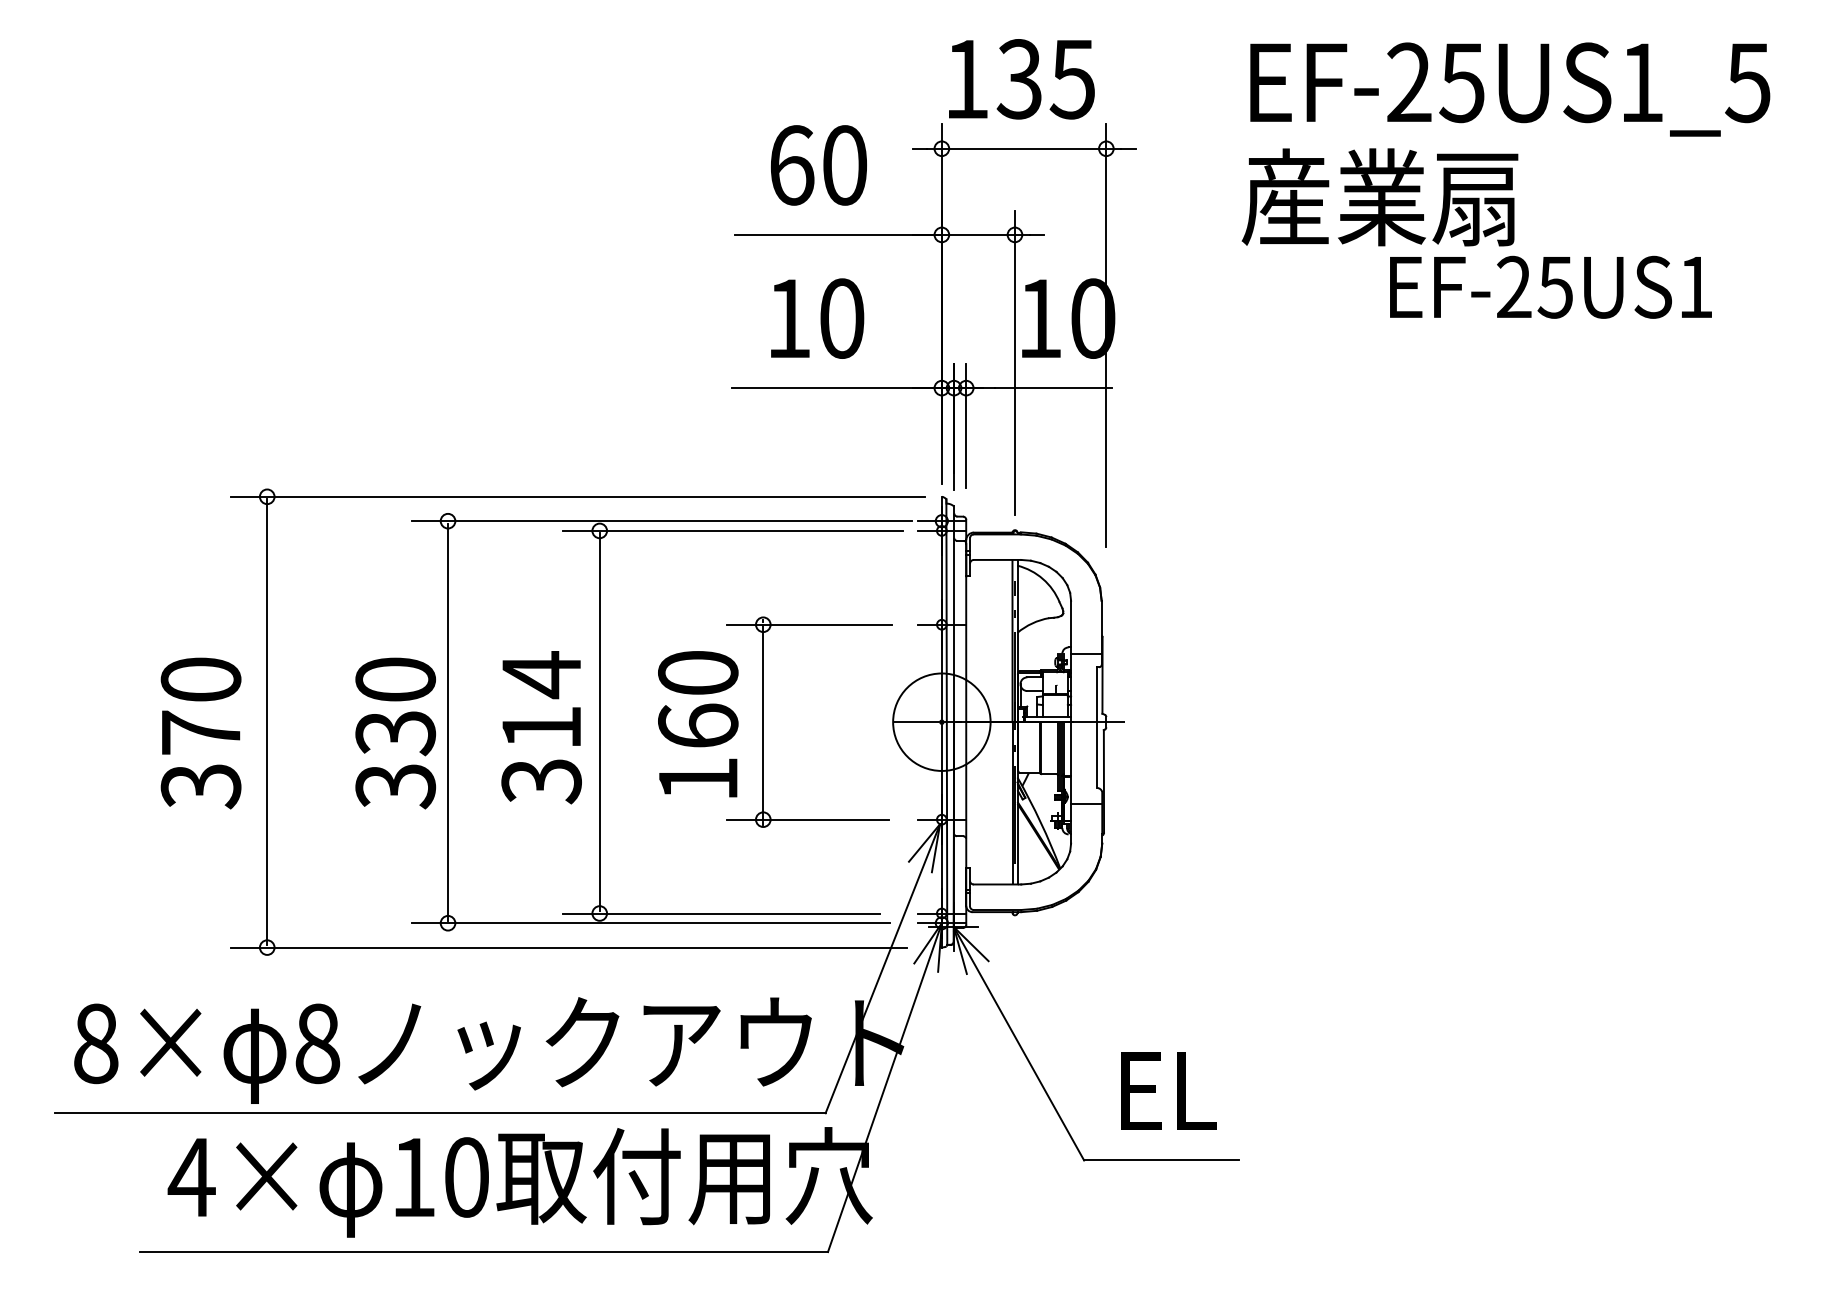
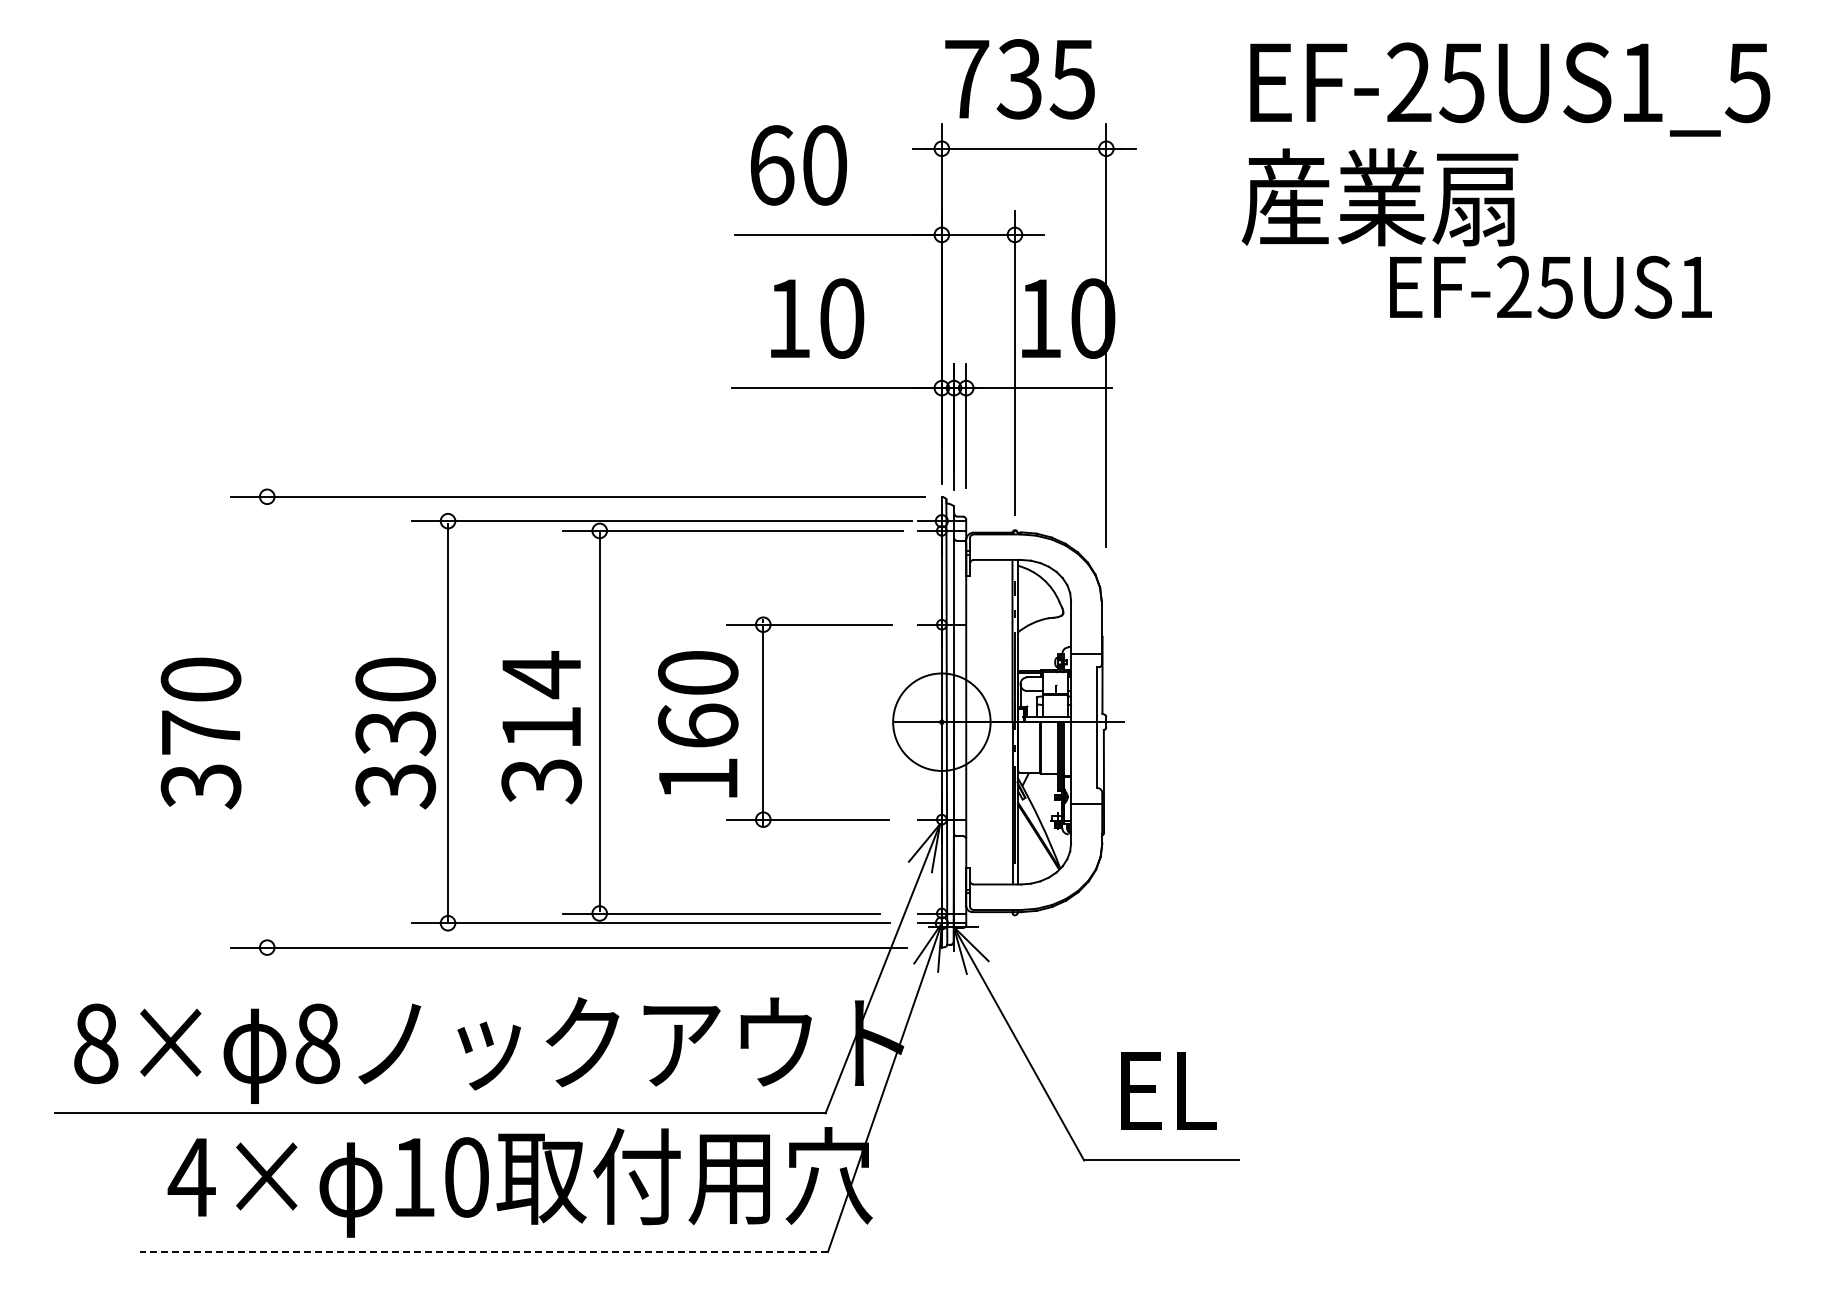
text: 135 -> 735 (967, 79)
text position: (818, 165) -> (798, 165) (798, 165)
line: present -> none (267, 722)
line: solid -> dashed (484, 1252)
